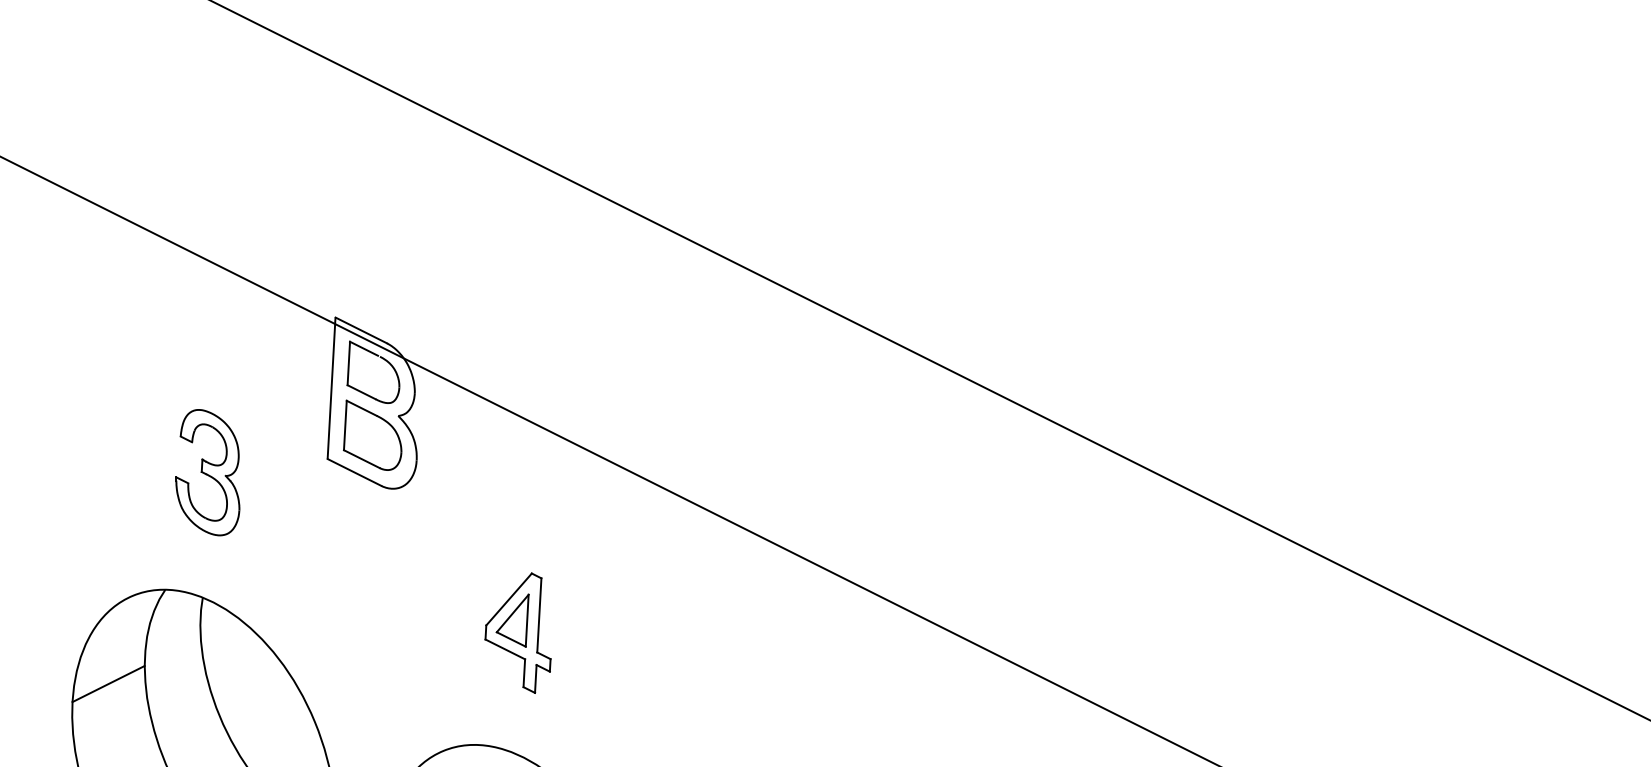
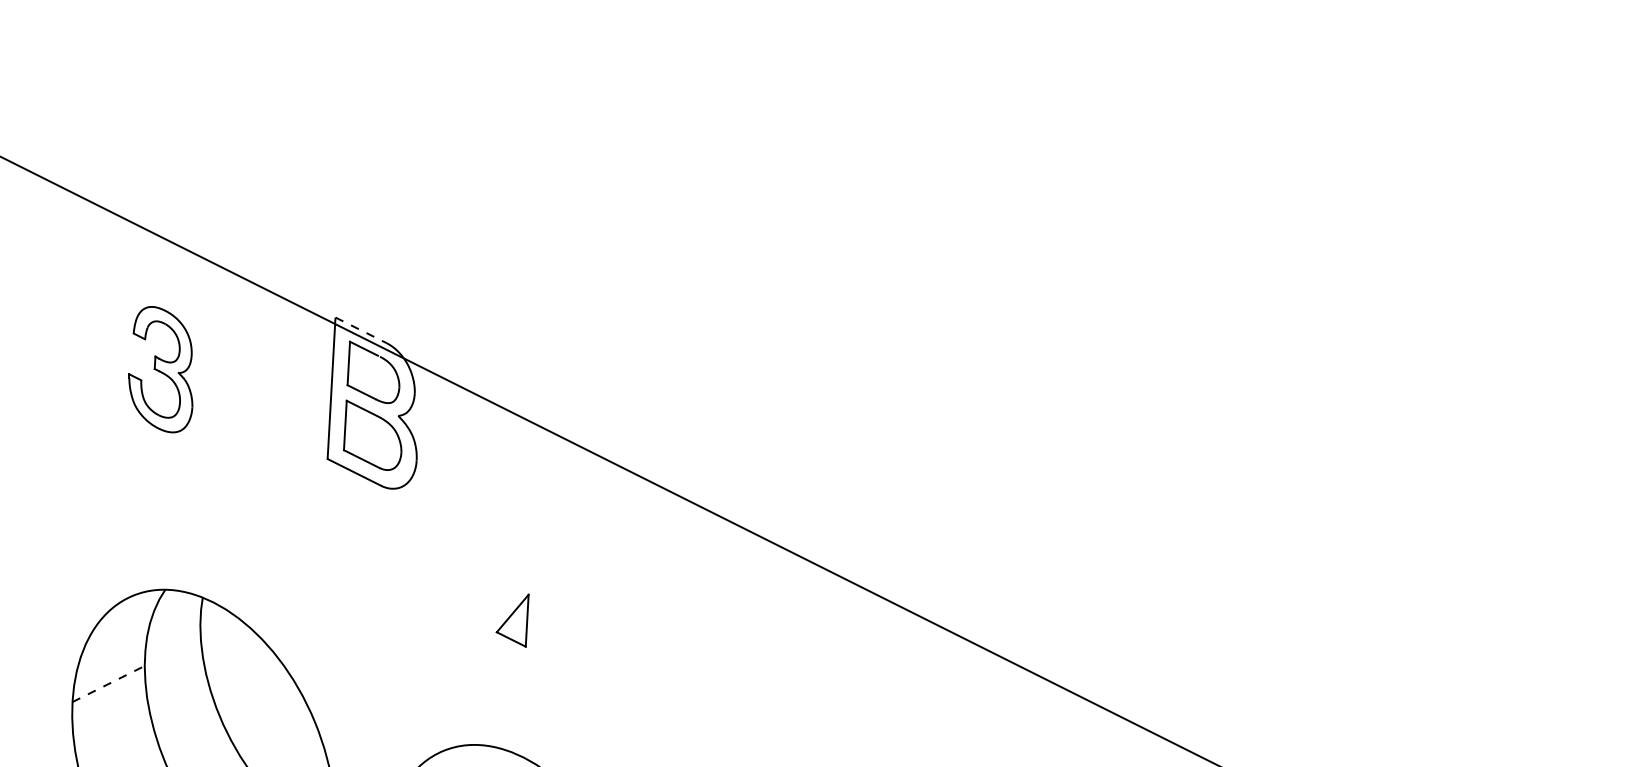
line: solid -> dashed (361, 330)
line: present -> none (930, 360)
part position: (207, 472) -> (160, 369) (160, 369)
part: present -> none (517, 632)
line: solid -> dashed (109, 683)
